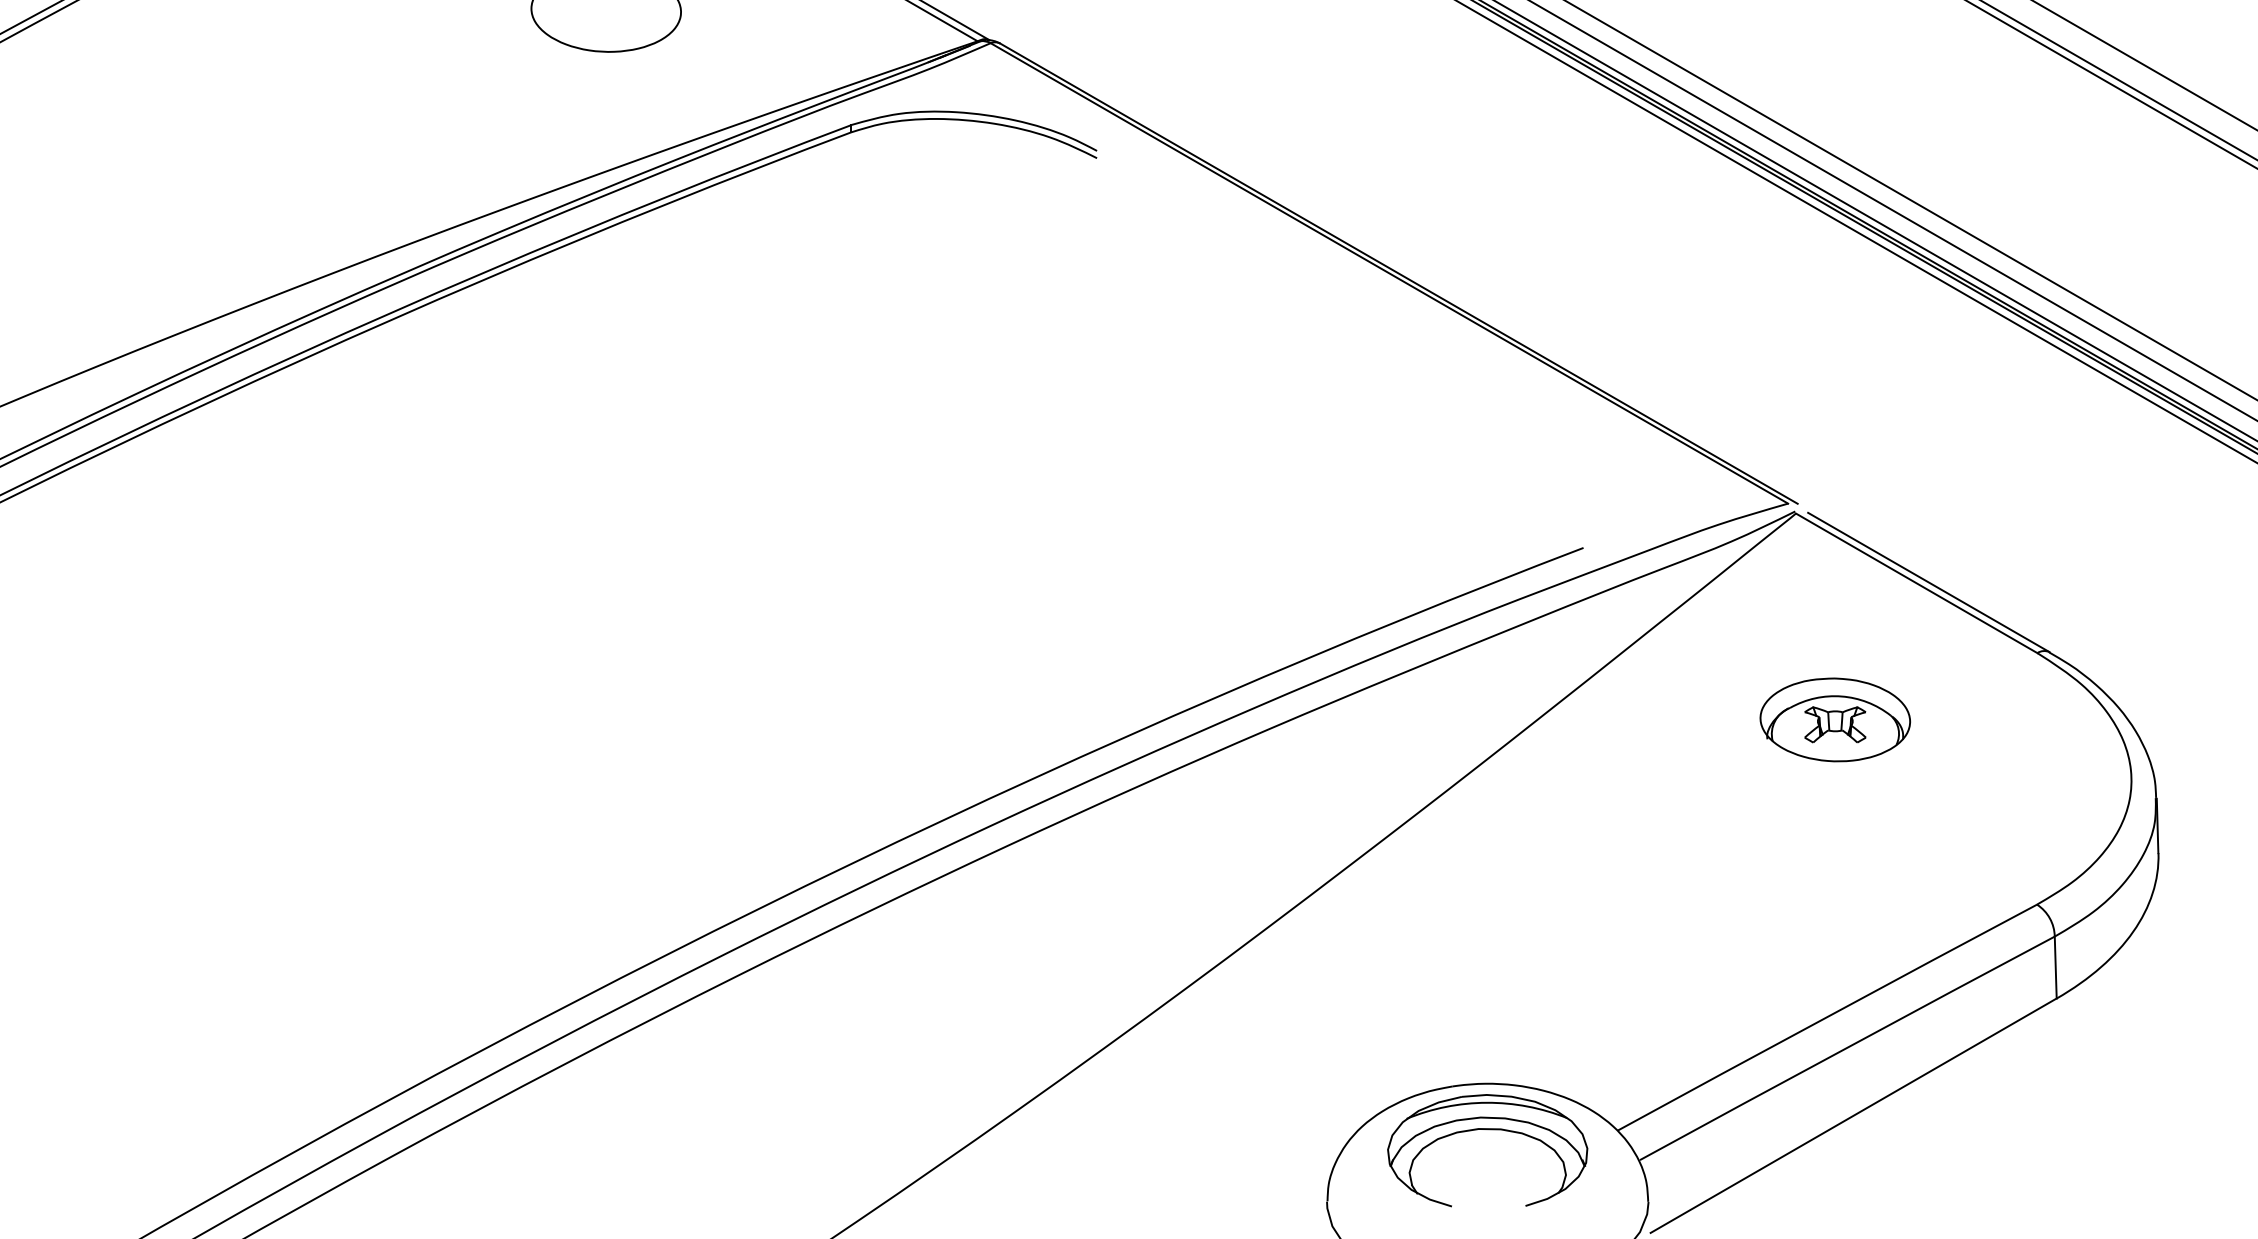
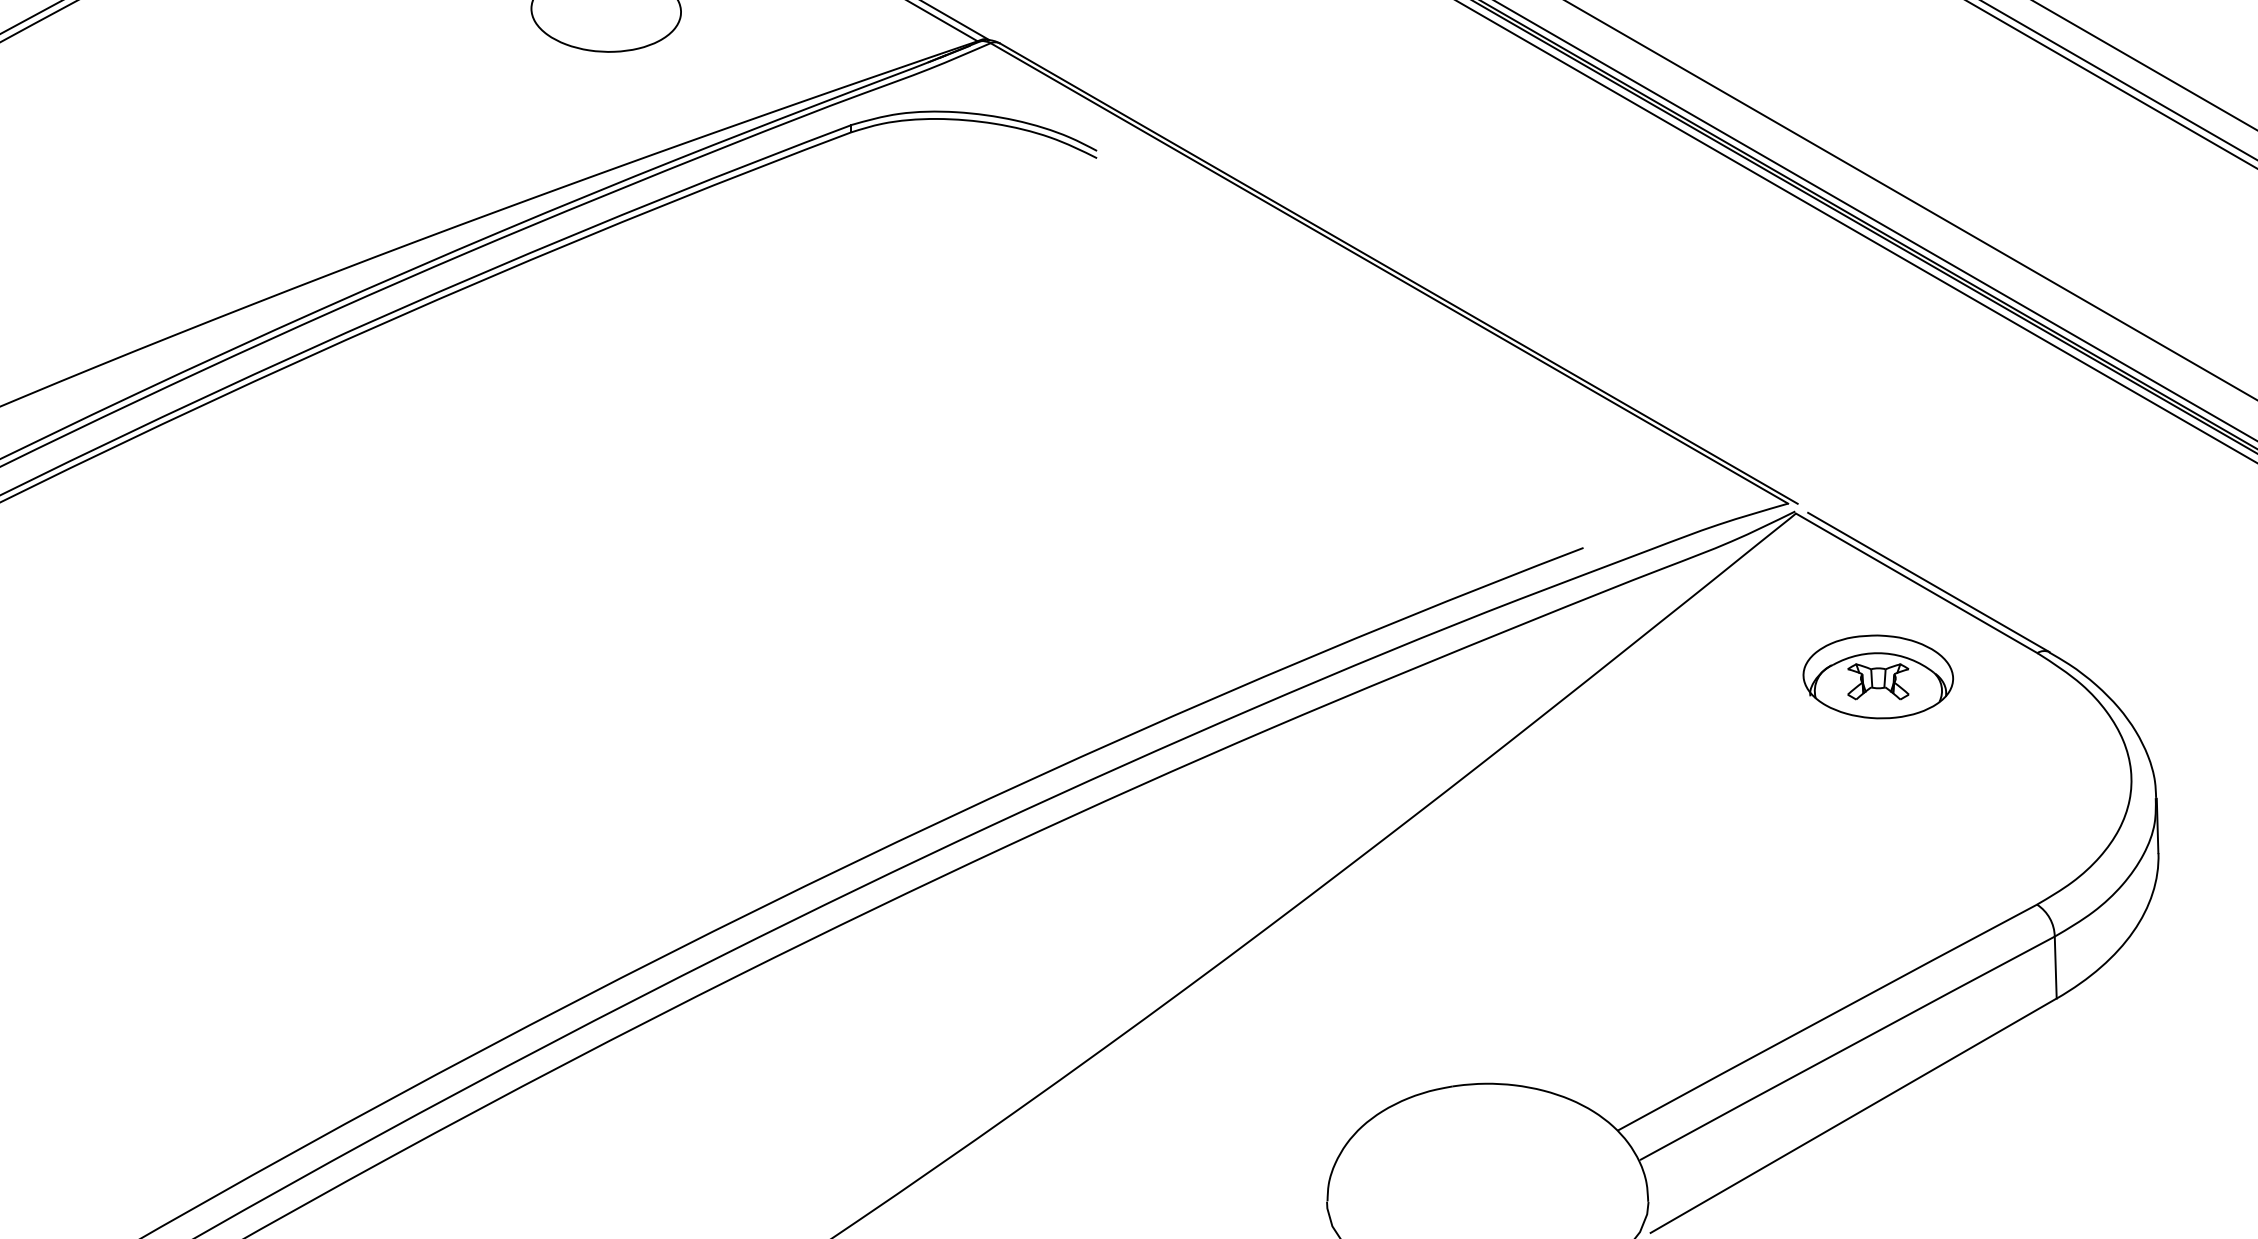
line: present -> none (1893, 210)
part position: (1834, 719) -> (1877, 676) (1877, 676)
part: present -> none (1487, 1130)
